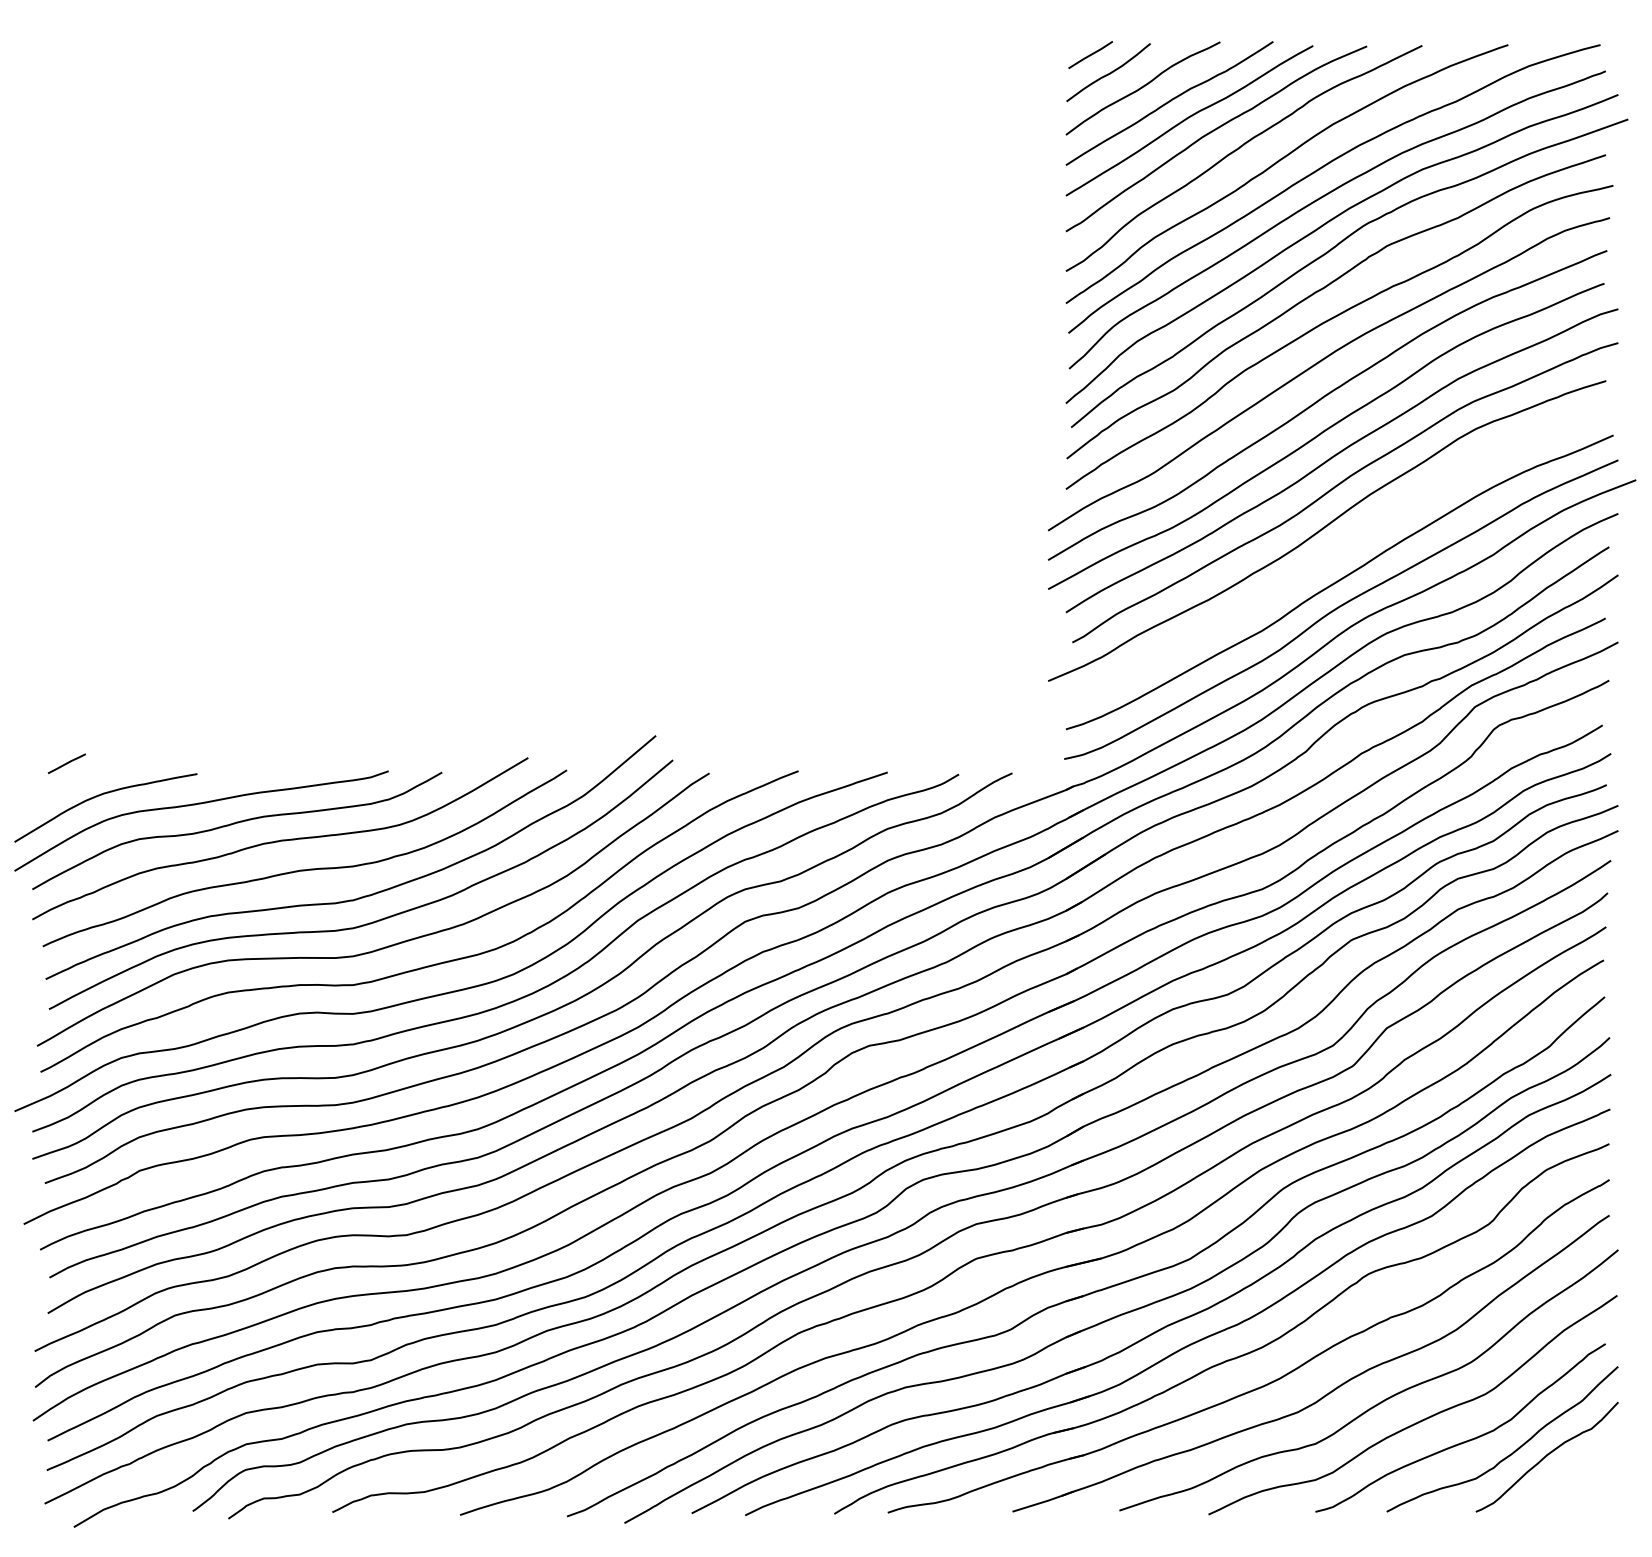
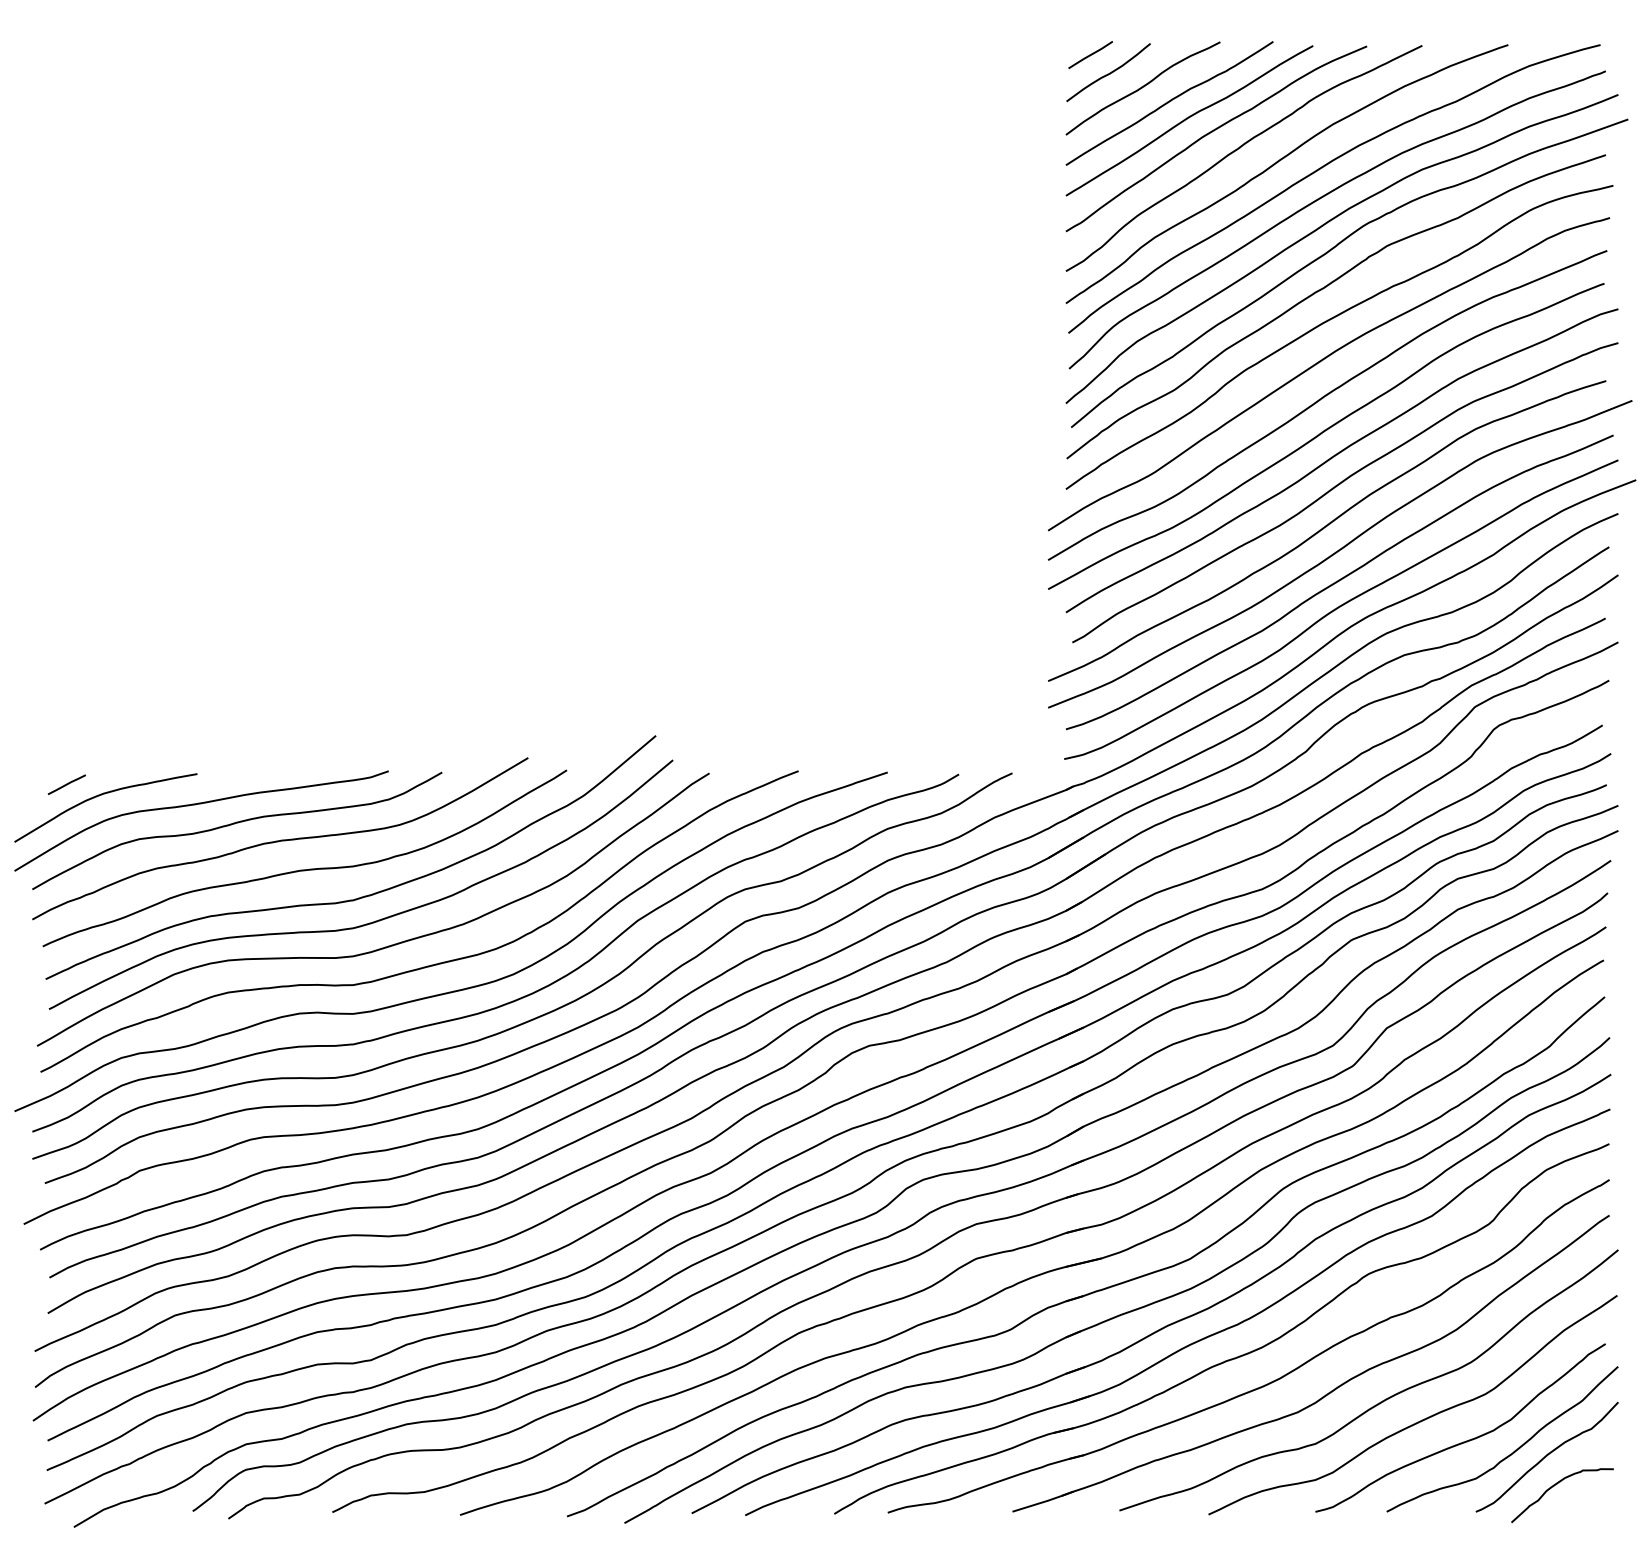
curve: none -> present (1338, 552)
line position: (66, 763) -> (66, 784) (66, 784)
curve: none -> present (1554, 1486)
